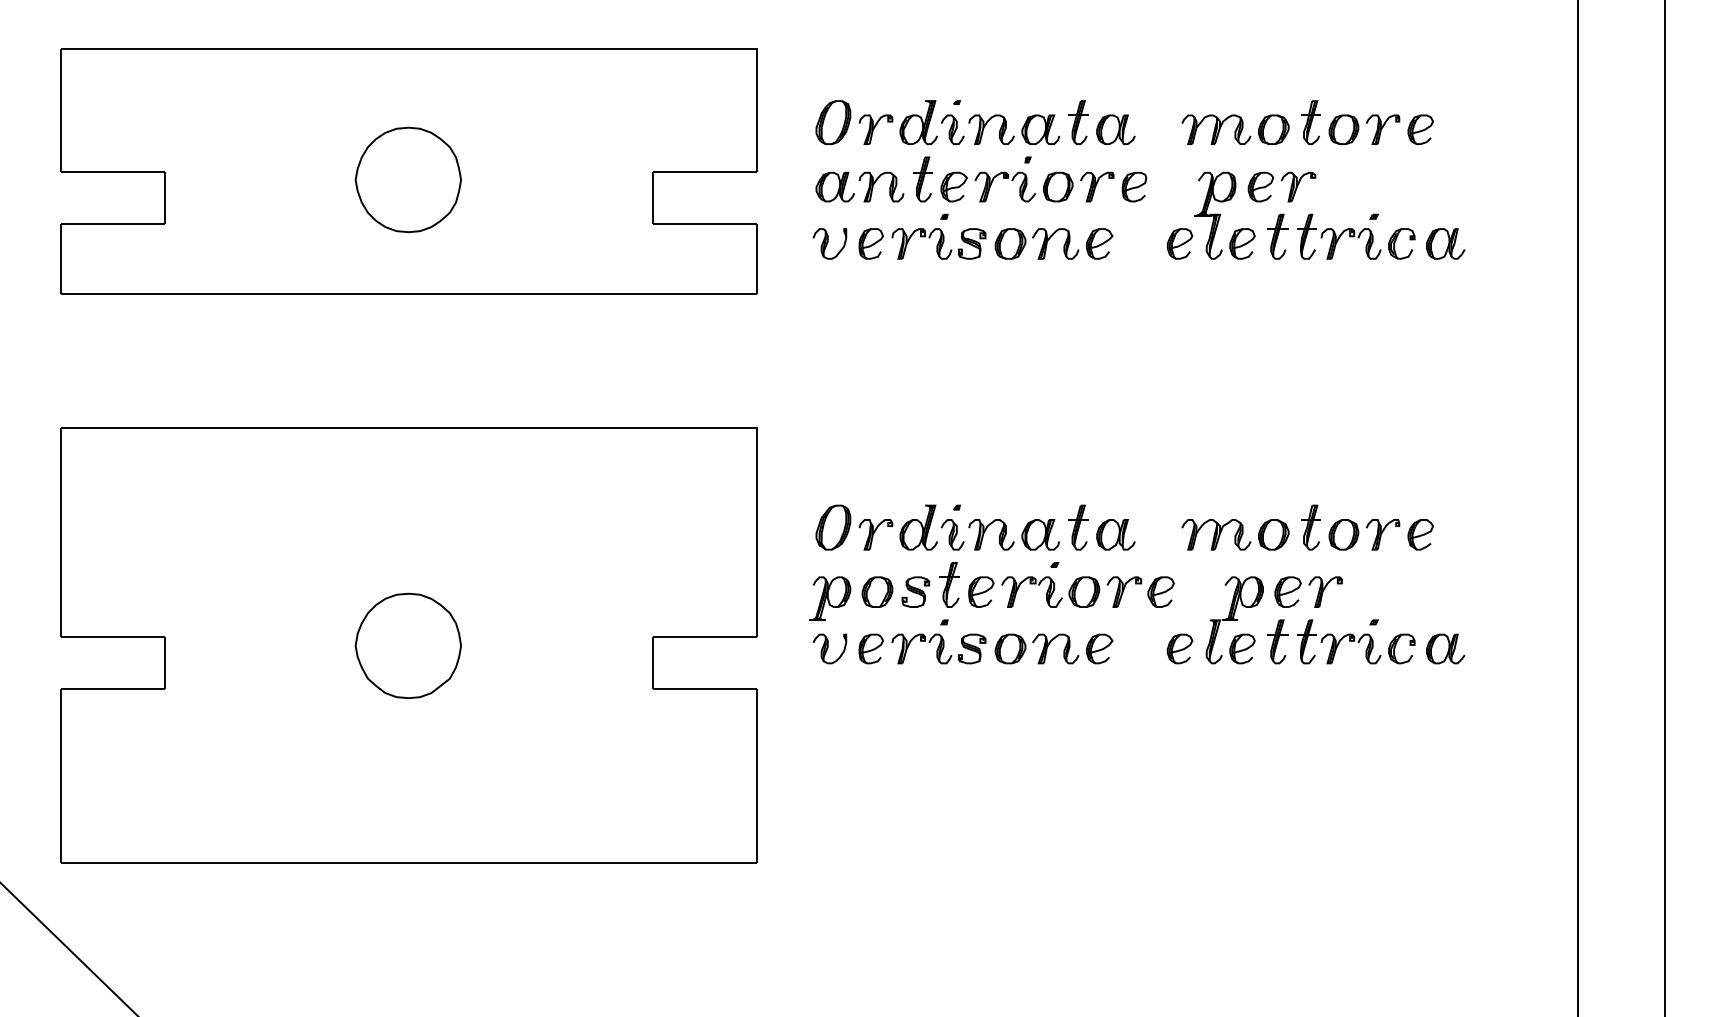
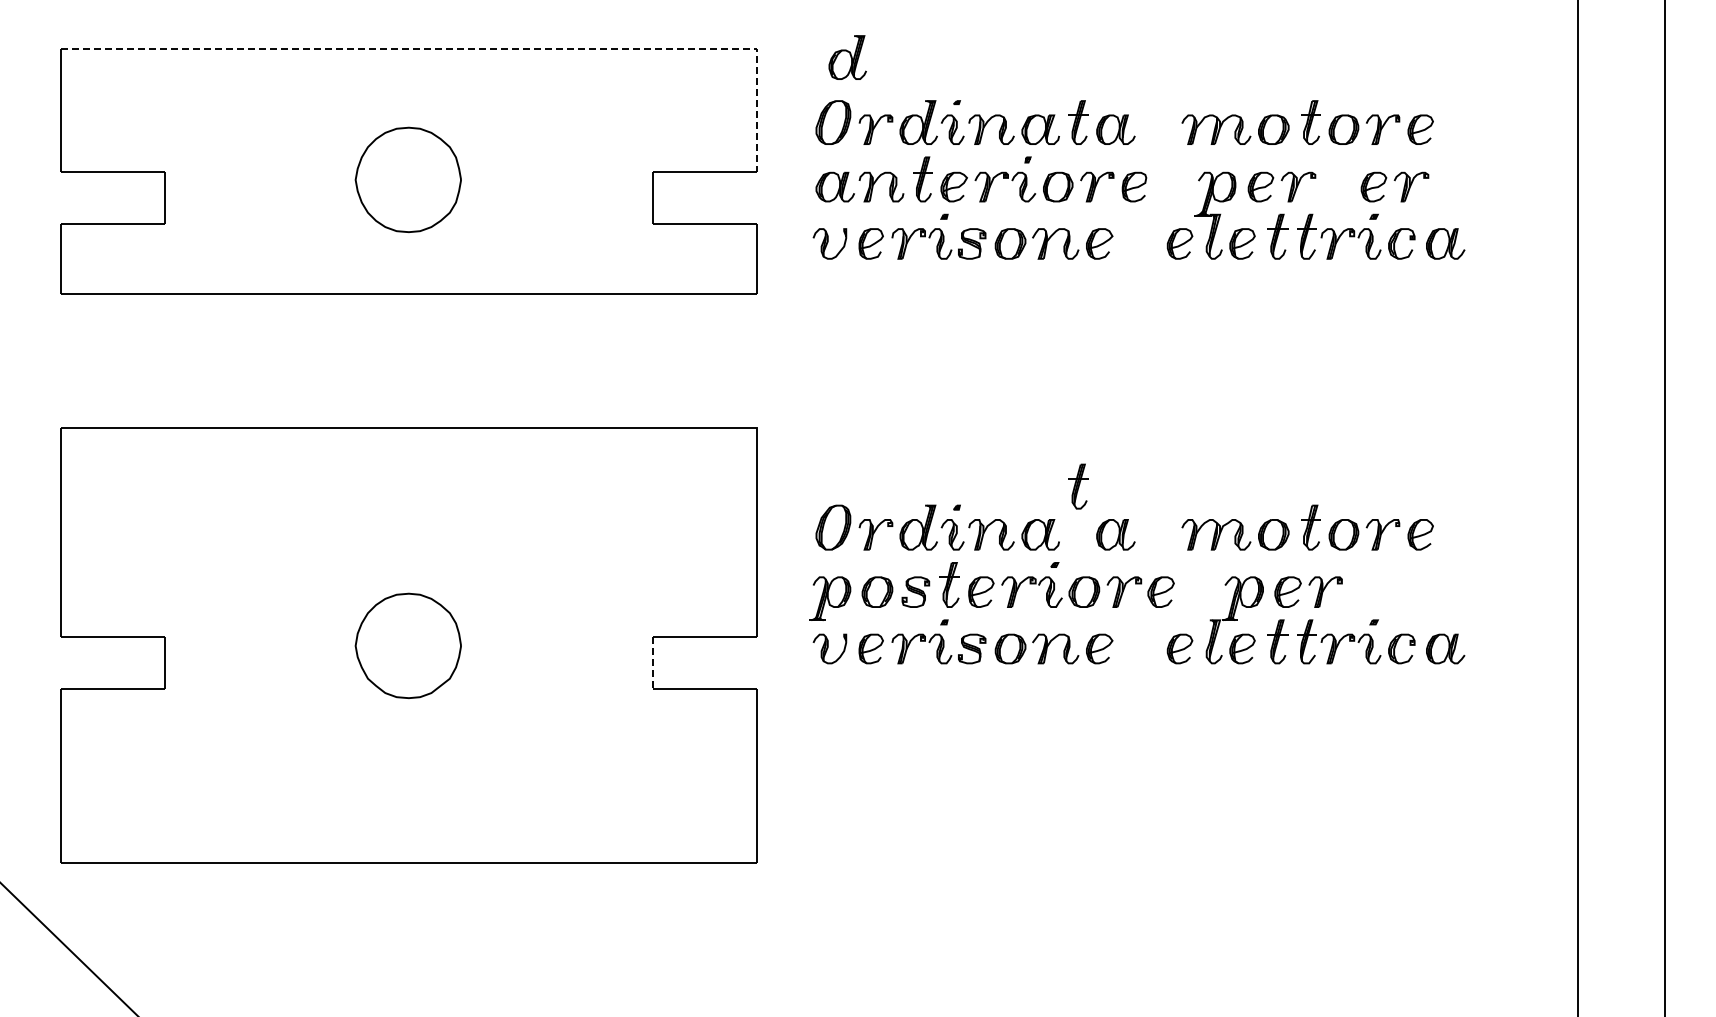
line: solid -> dashed (471, 48)
part: none -> present (847, 57)
part: none -> present (1394, 186)
part position: (1078, 527) -> (1078, 486) (1078, 486)
line: solid -> dashed (652, 663)
